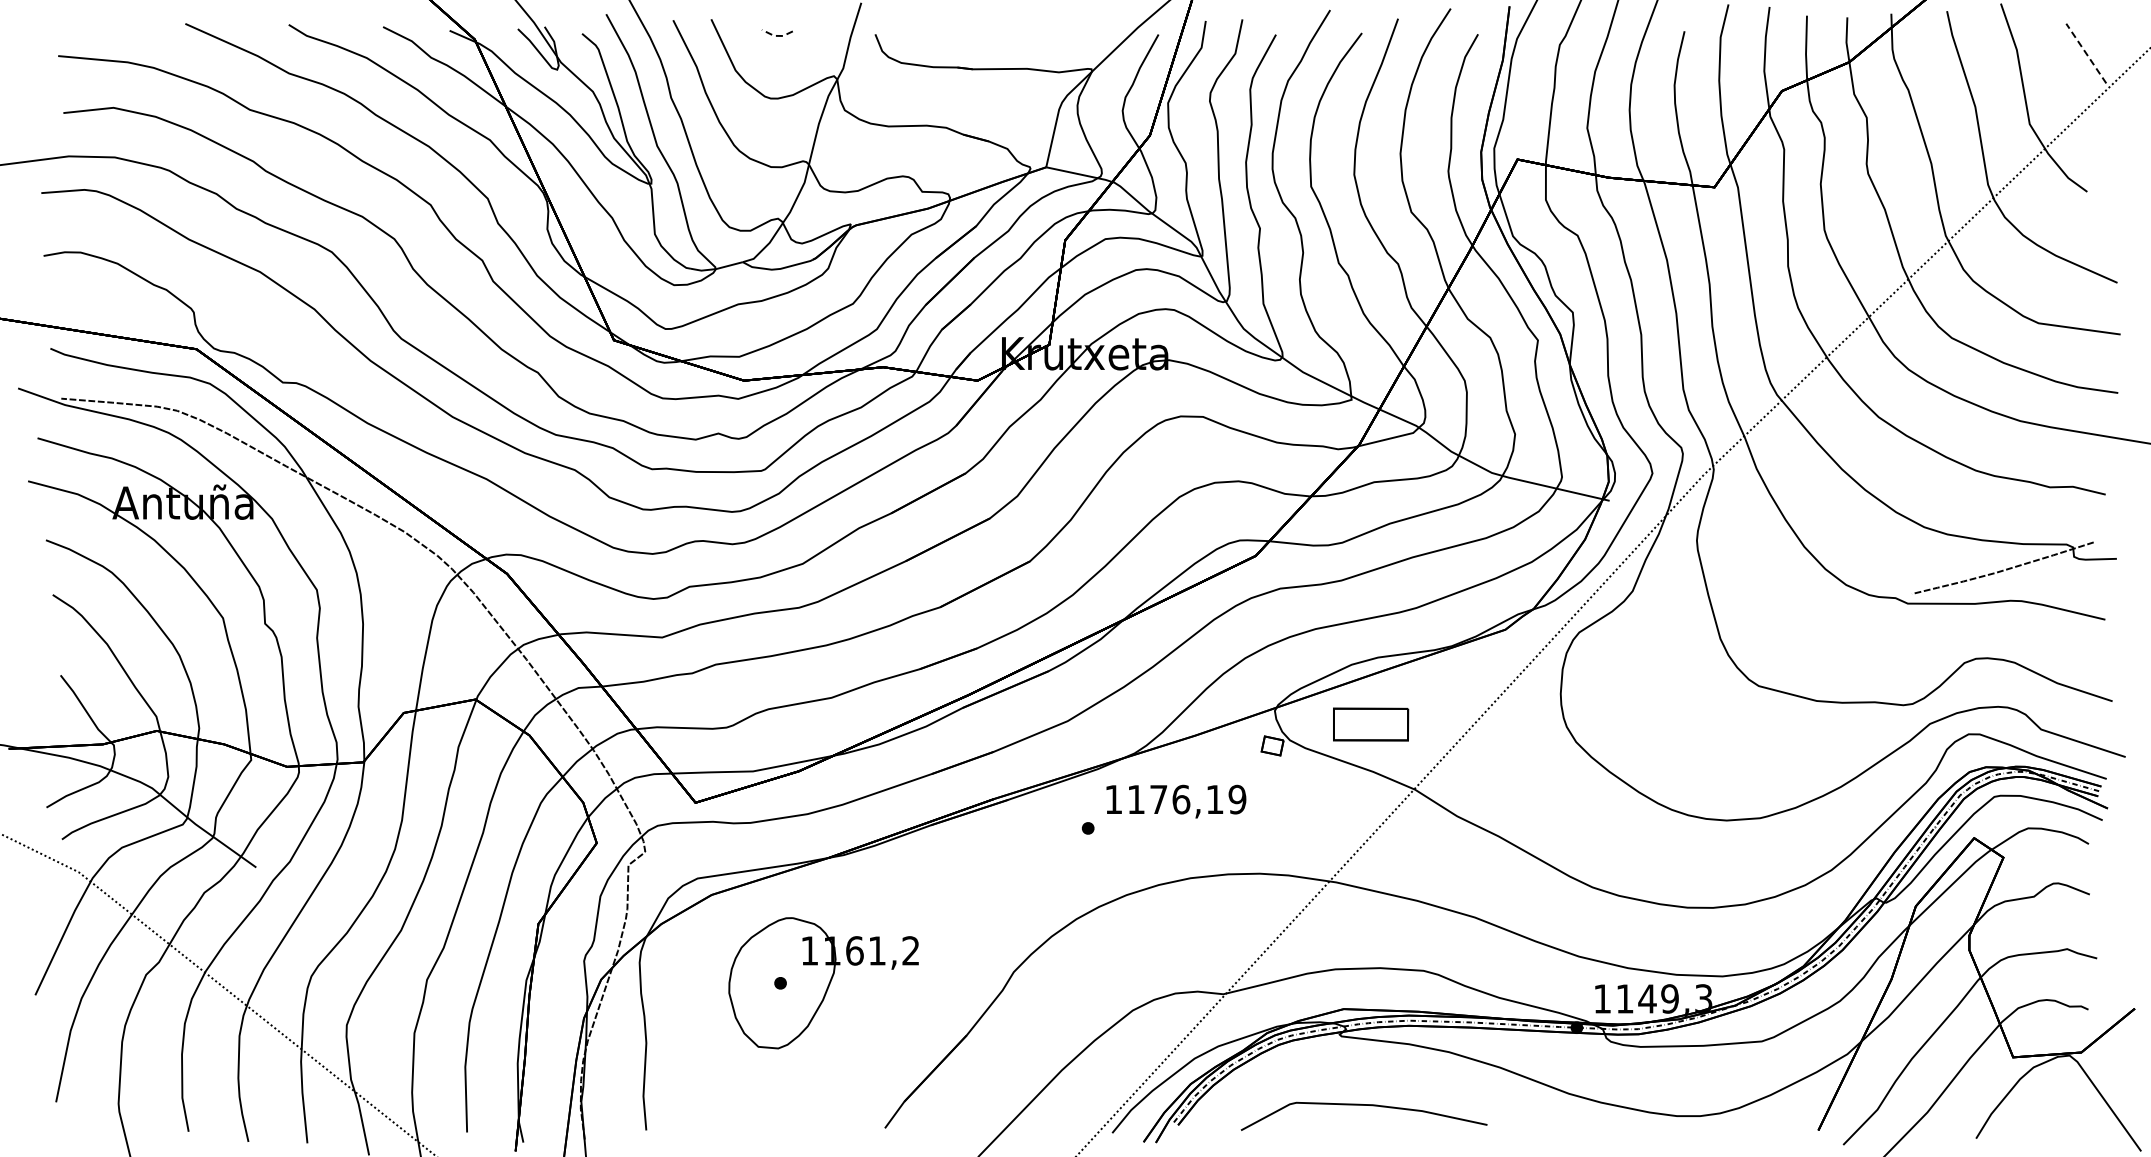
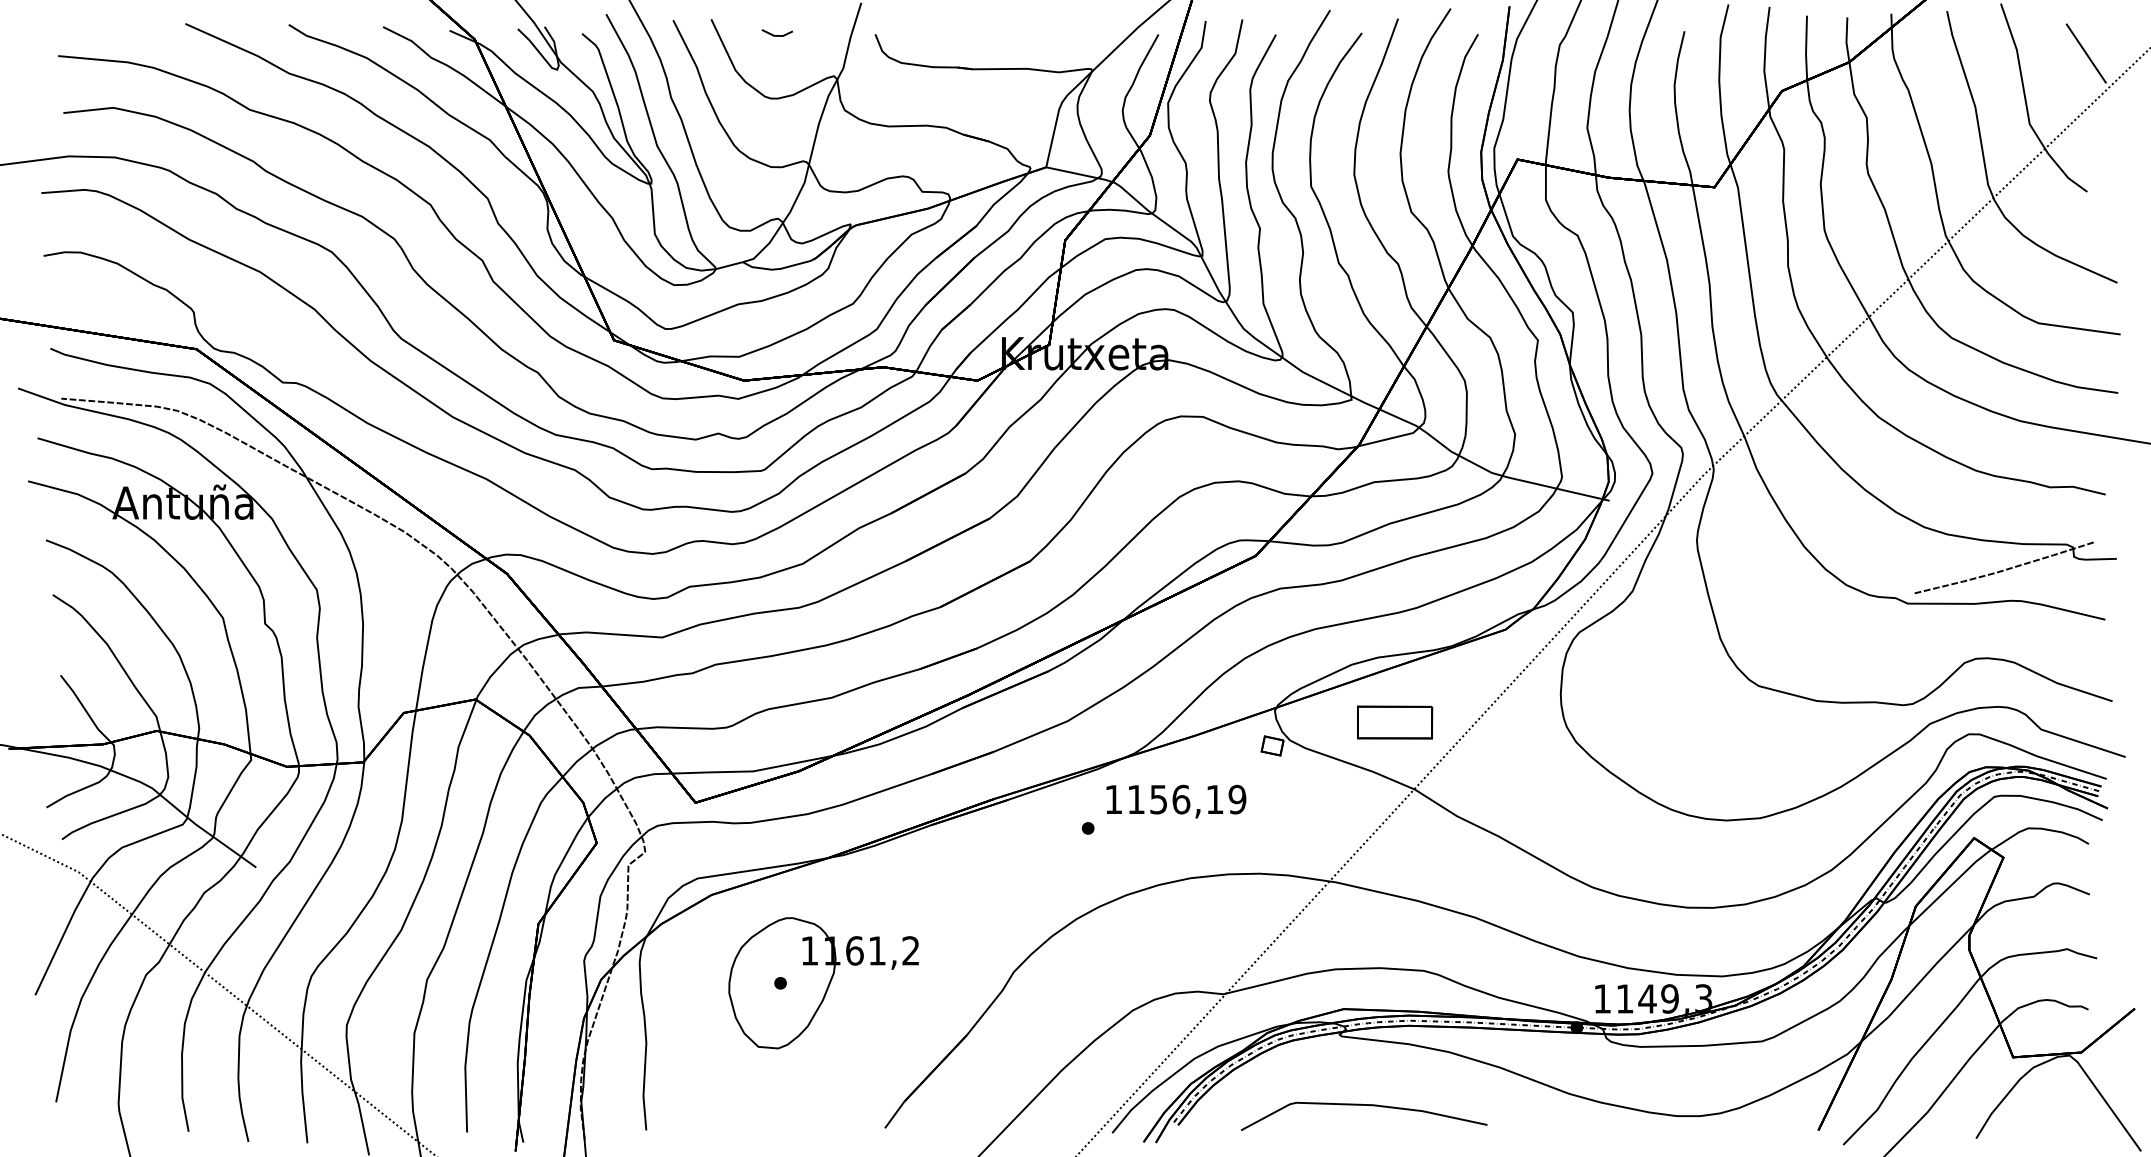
line: dashed -> solid (777, 35)
line: dashed -> solid (2086, 53)
part position: (1371, 724) -> (1395, 722) (1395, 722)
text: 1176,19 -> 1156,19 (1158, 799)
